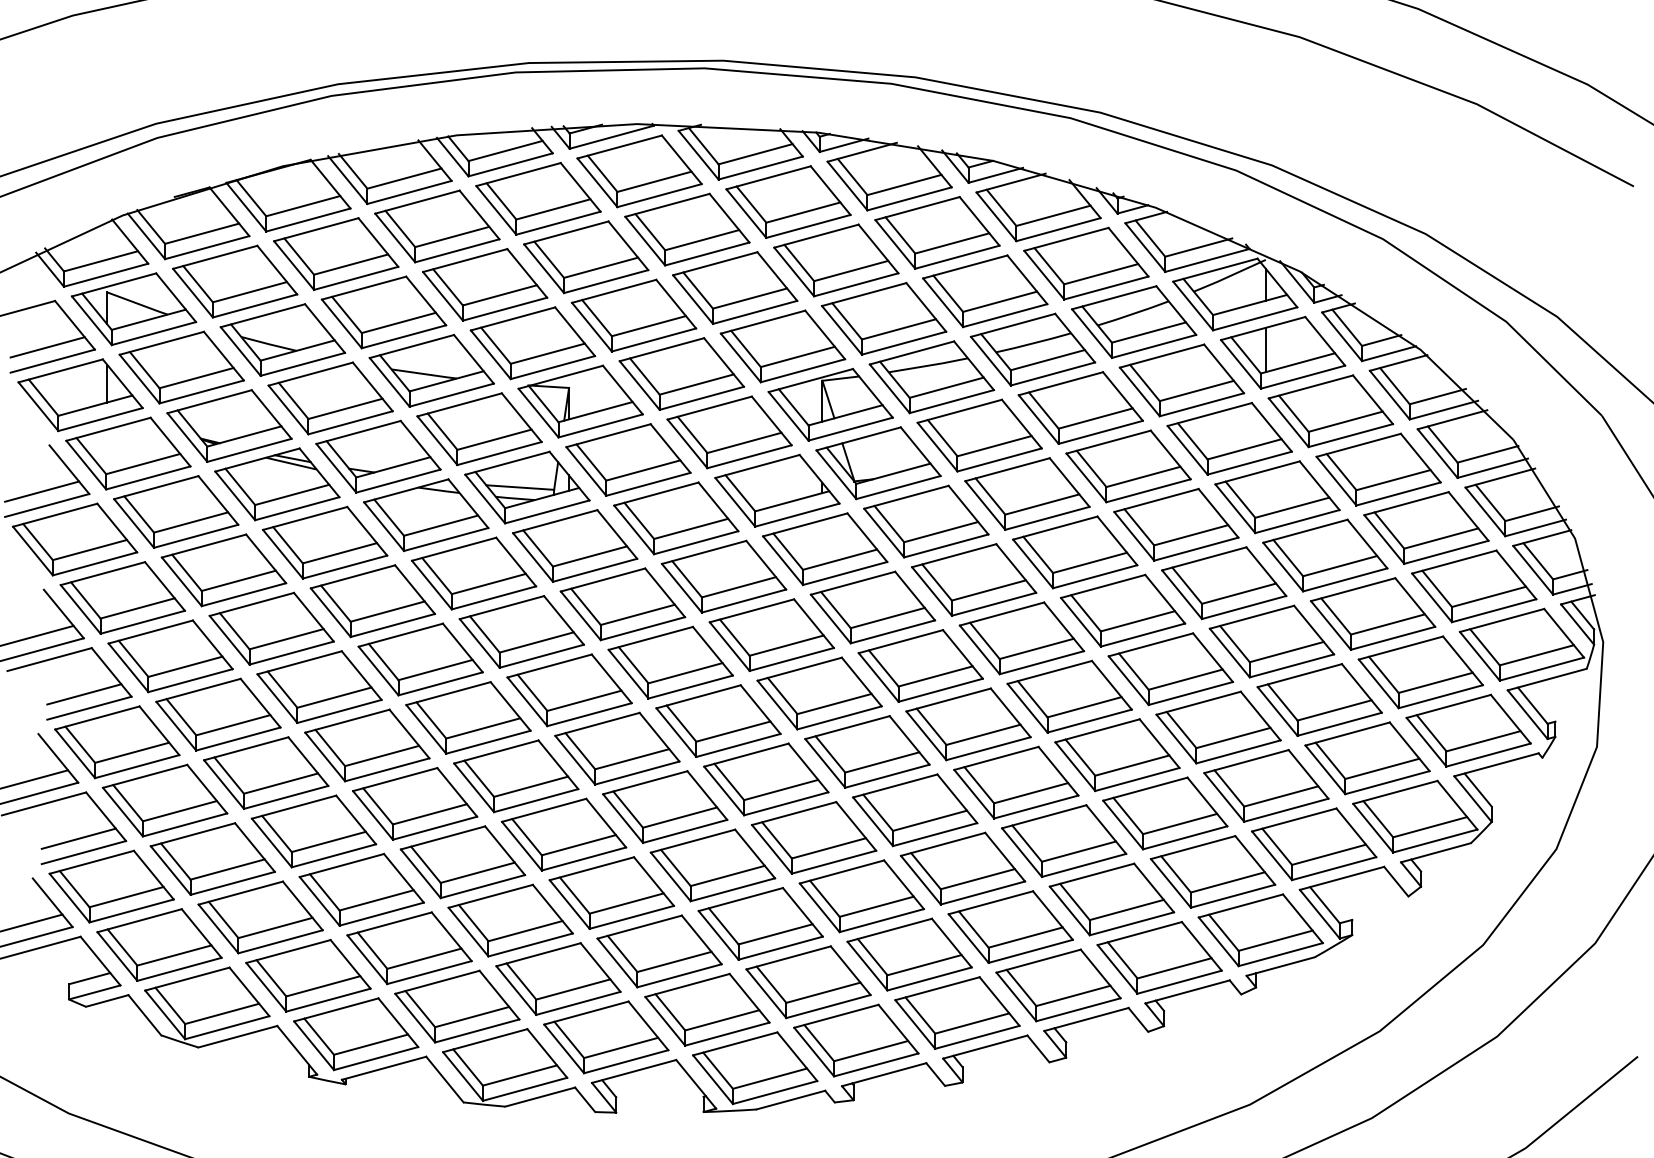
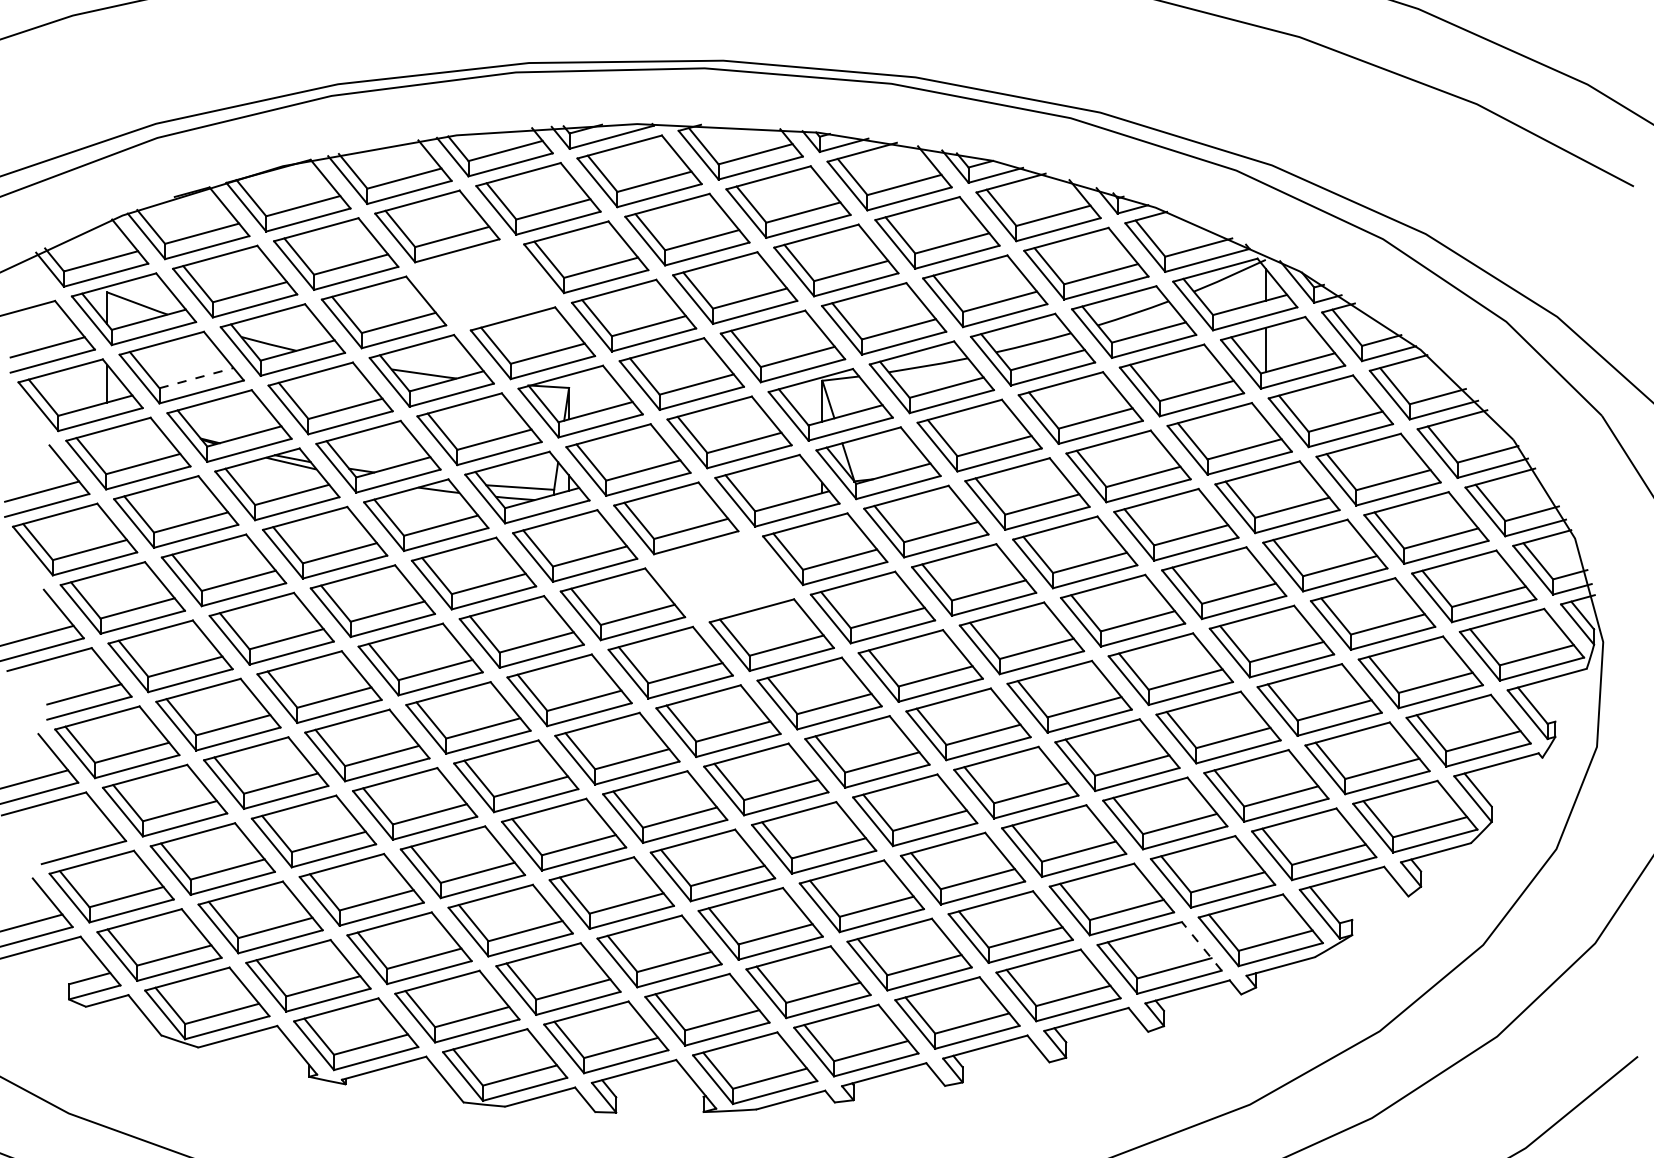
part: present -> none (485, 284)
line: solid -> dashed (197, 378)
part: present -> none (723, 576)
line: present -> none (78, 838)
line: solid -> dashed (1201, 946)
